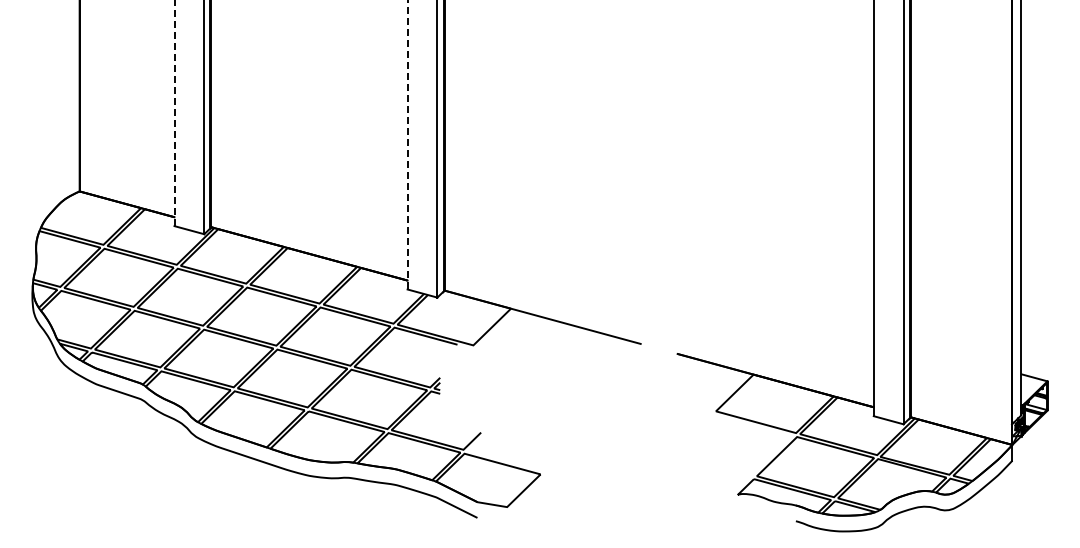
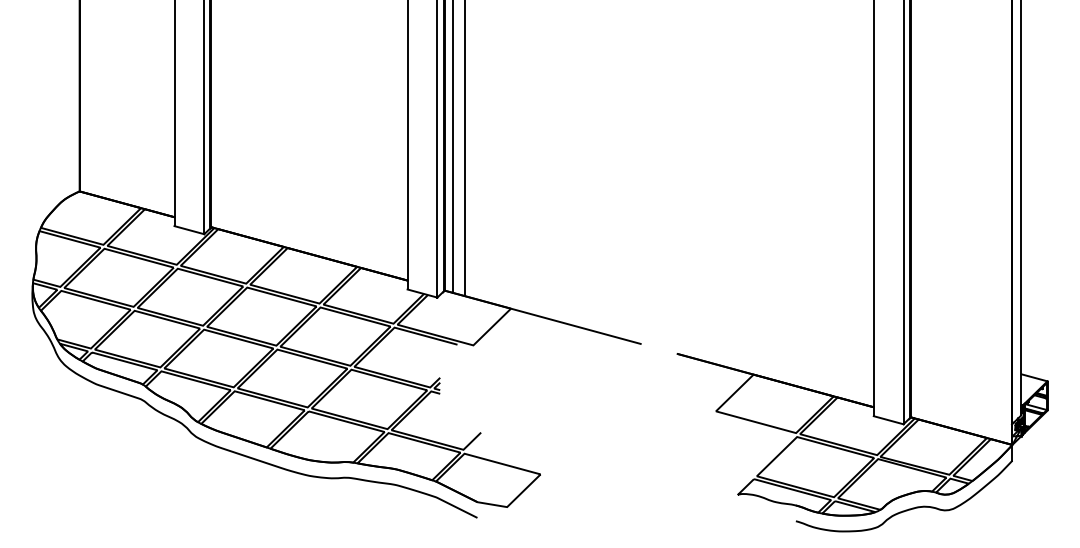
line: dashed -> solid (174, 113)
line: dashed -> solid (407, 145)
line: none -> present (453, 147)
line: none -> present (464, 149)
